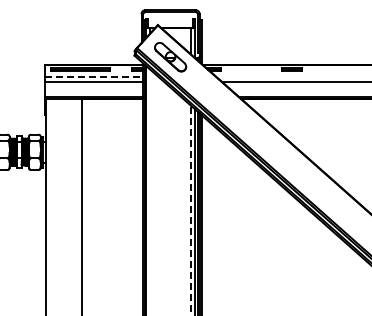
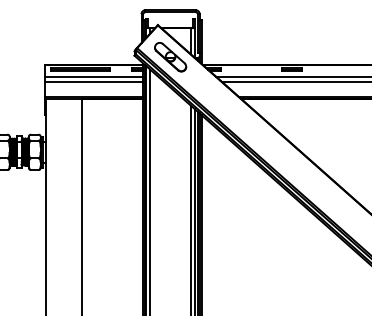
line: dashed -> solid (94, 76)
line: none -> present (292, 76)
line: none -> present (150, 190)
line: dashed -> solid (190, 210)
